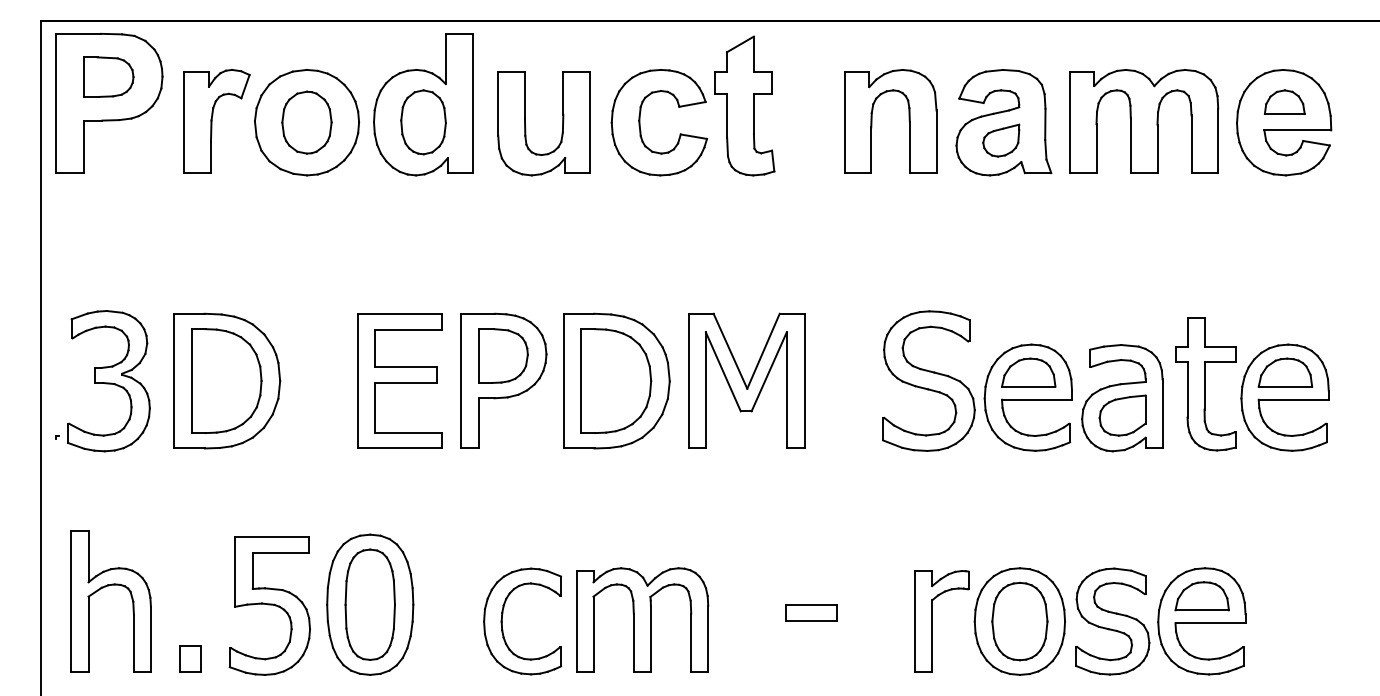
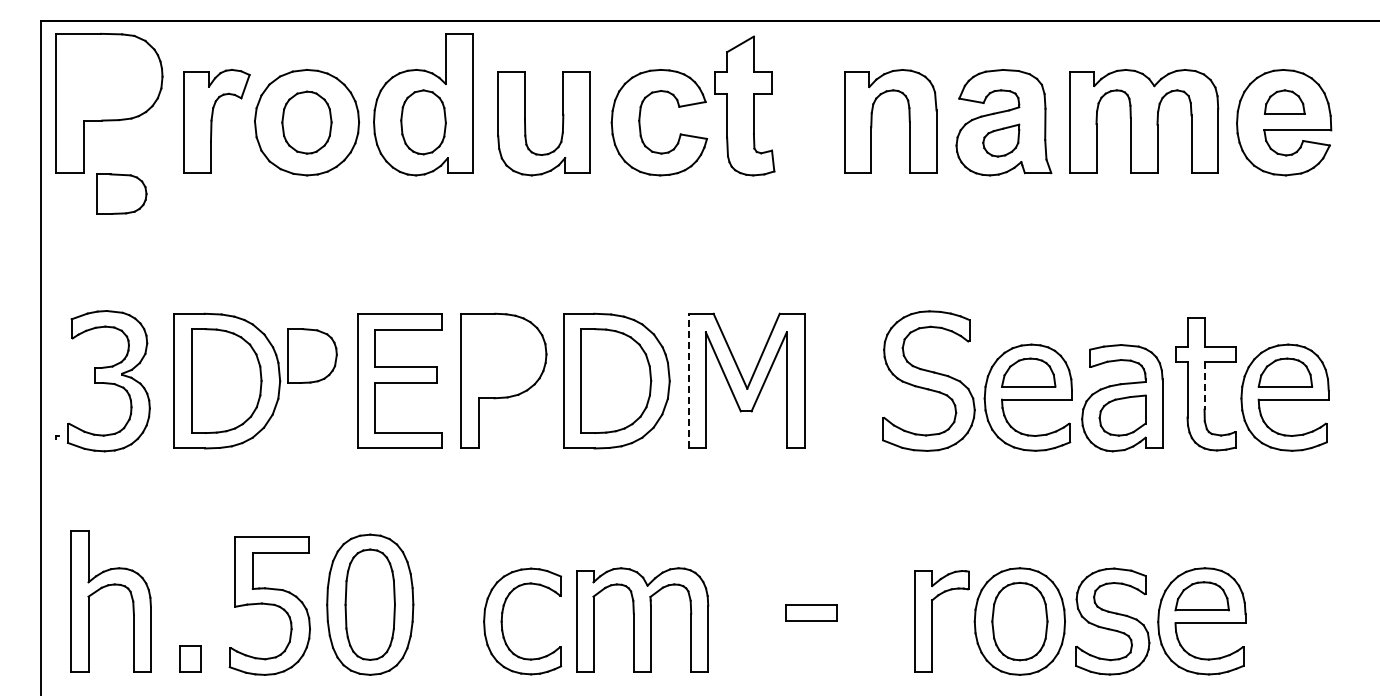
part position: (108, 76) -> (121, 193) (121, 193)
part position: (503, 355) -> (312, 355) (312, 355)
line: solid -> dashed (689, 380)
line: solid -> dashed (1204, 386)
